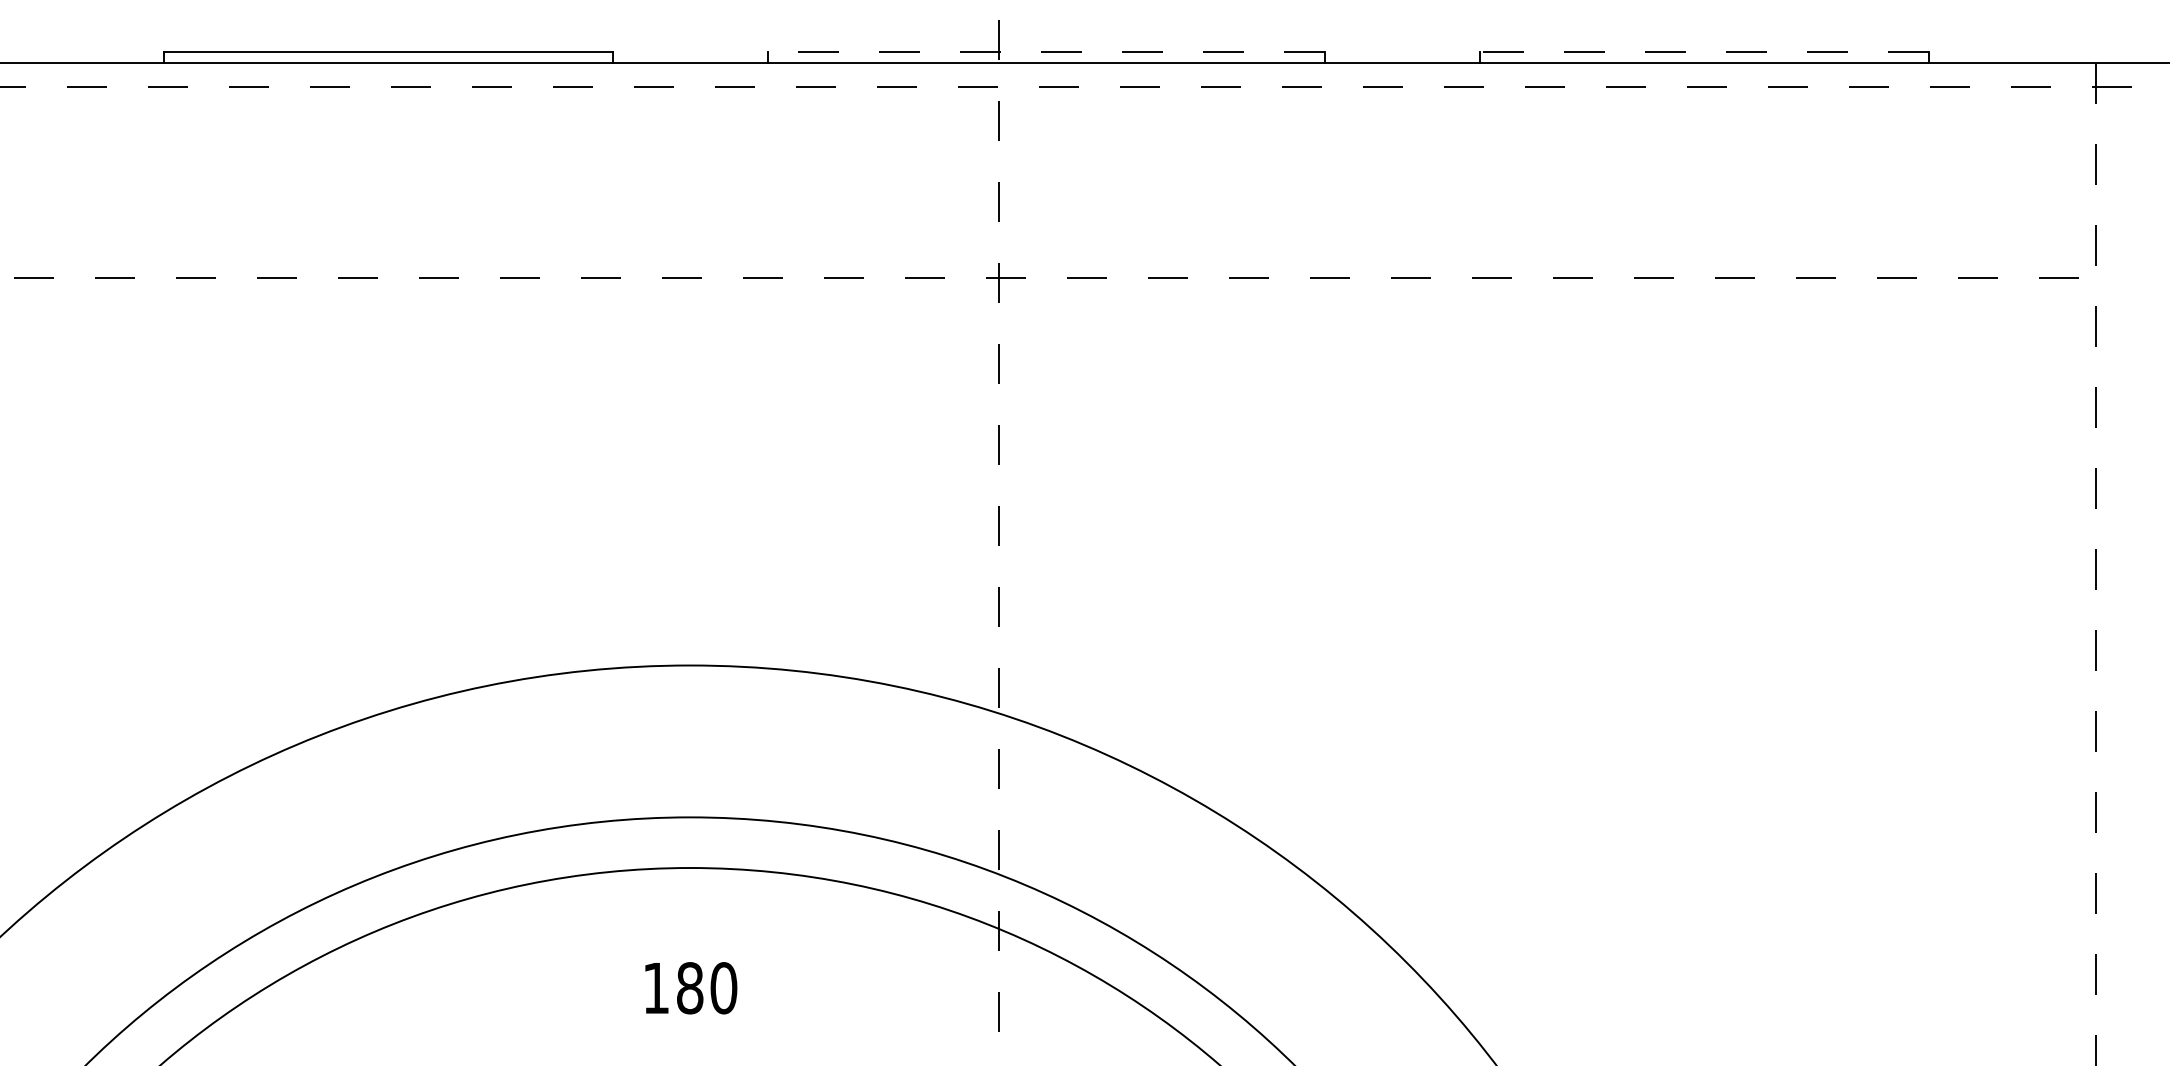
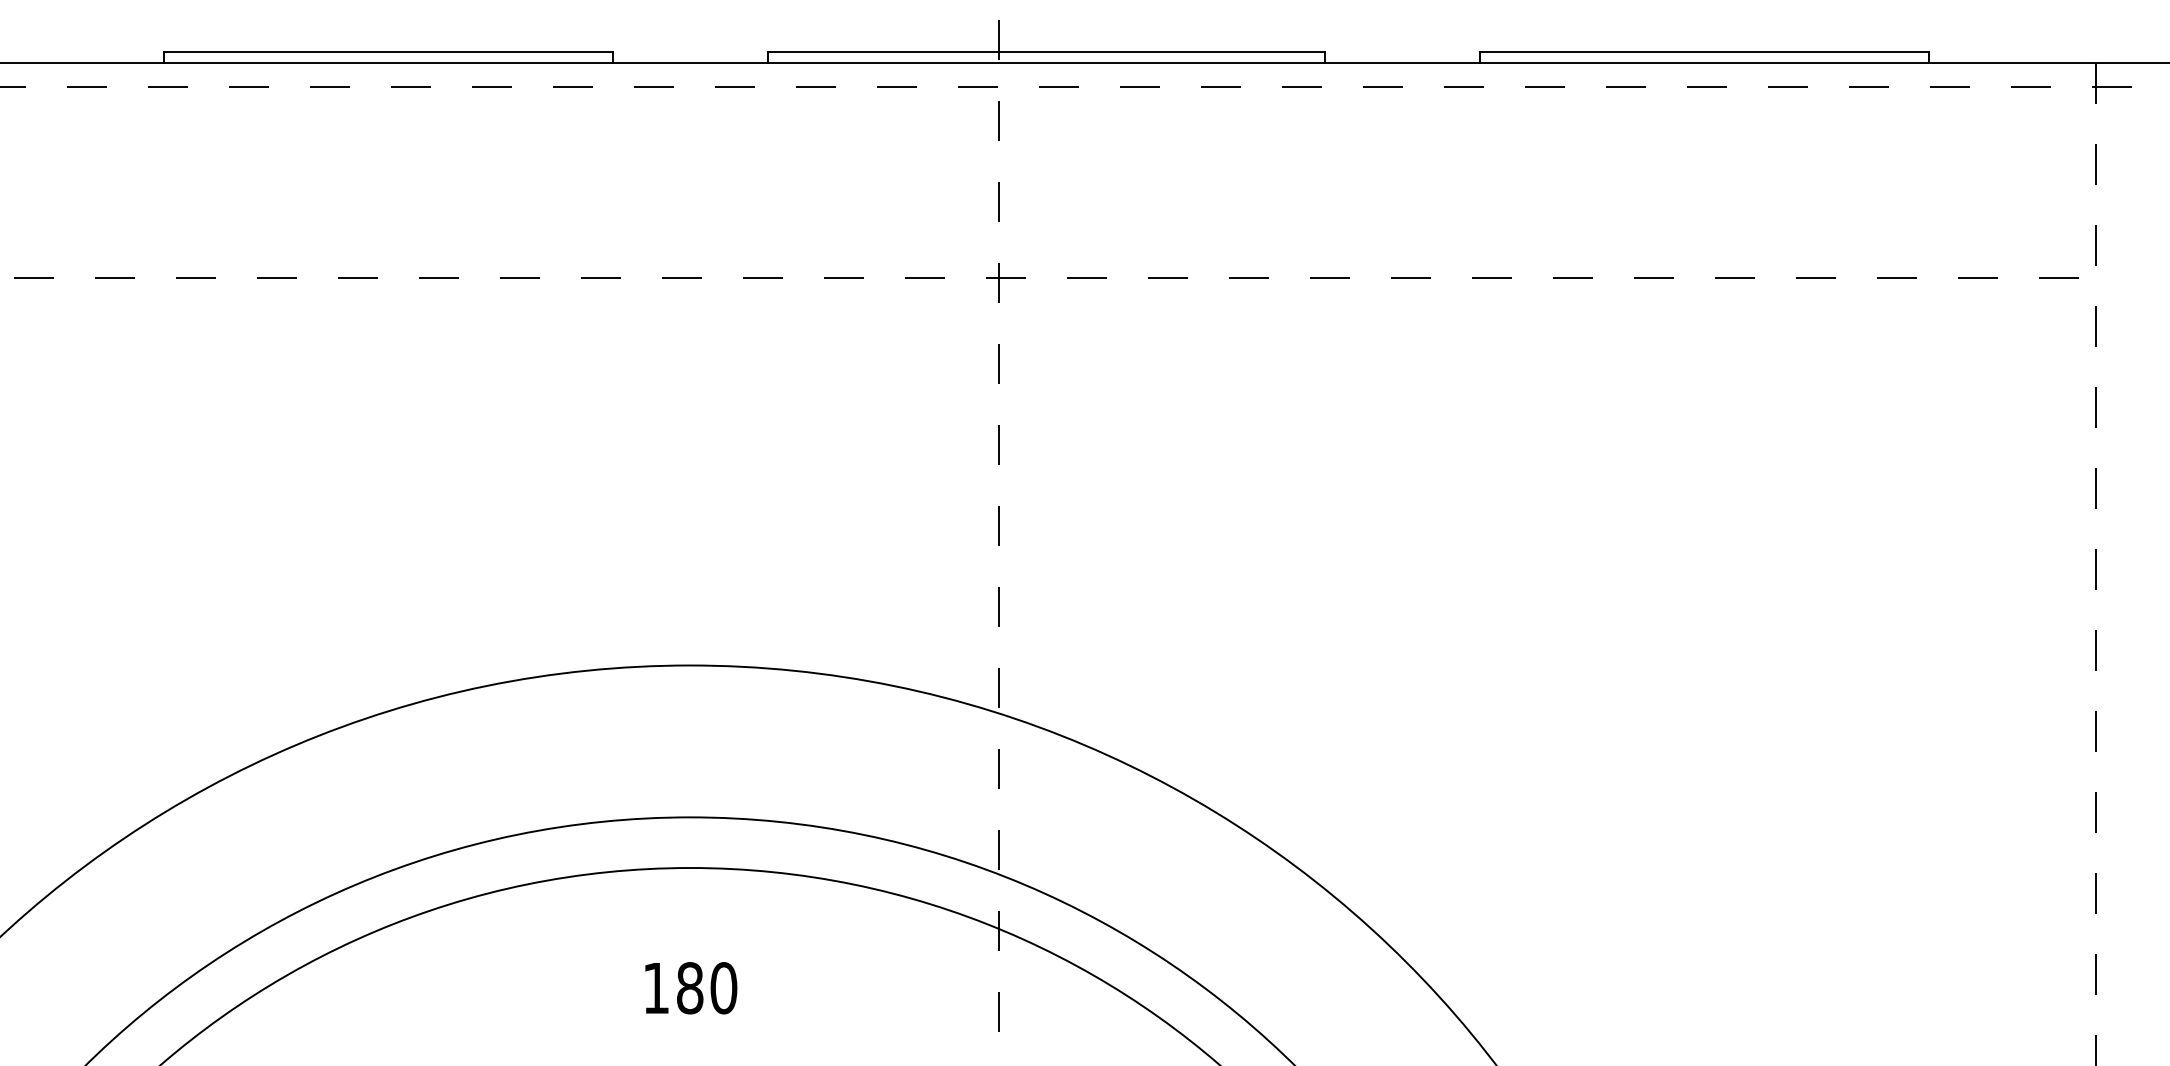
line: dashed -> solid (1045, 51)
line: dashed -> solid (1704, 51)
